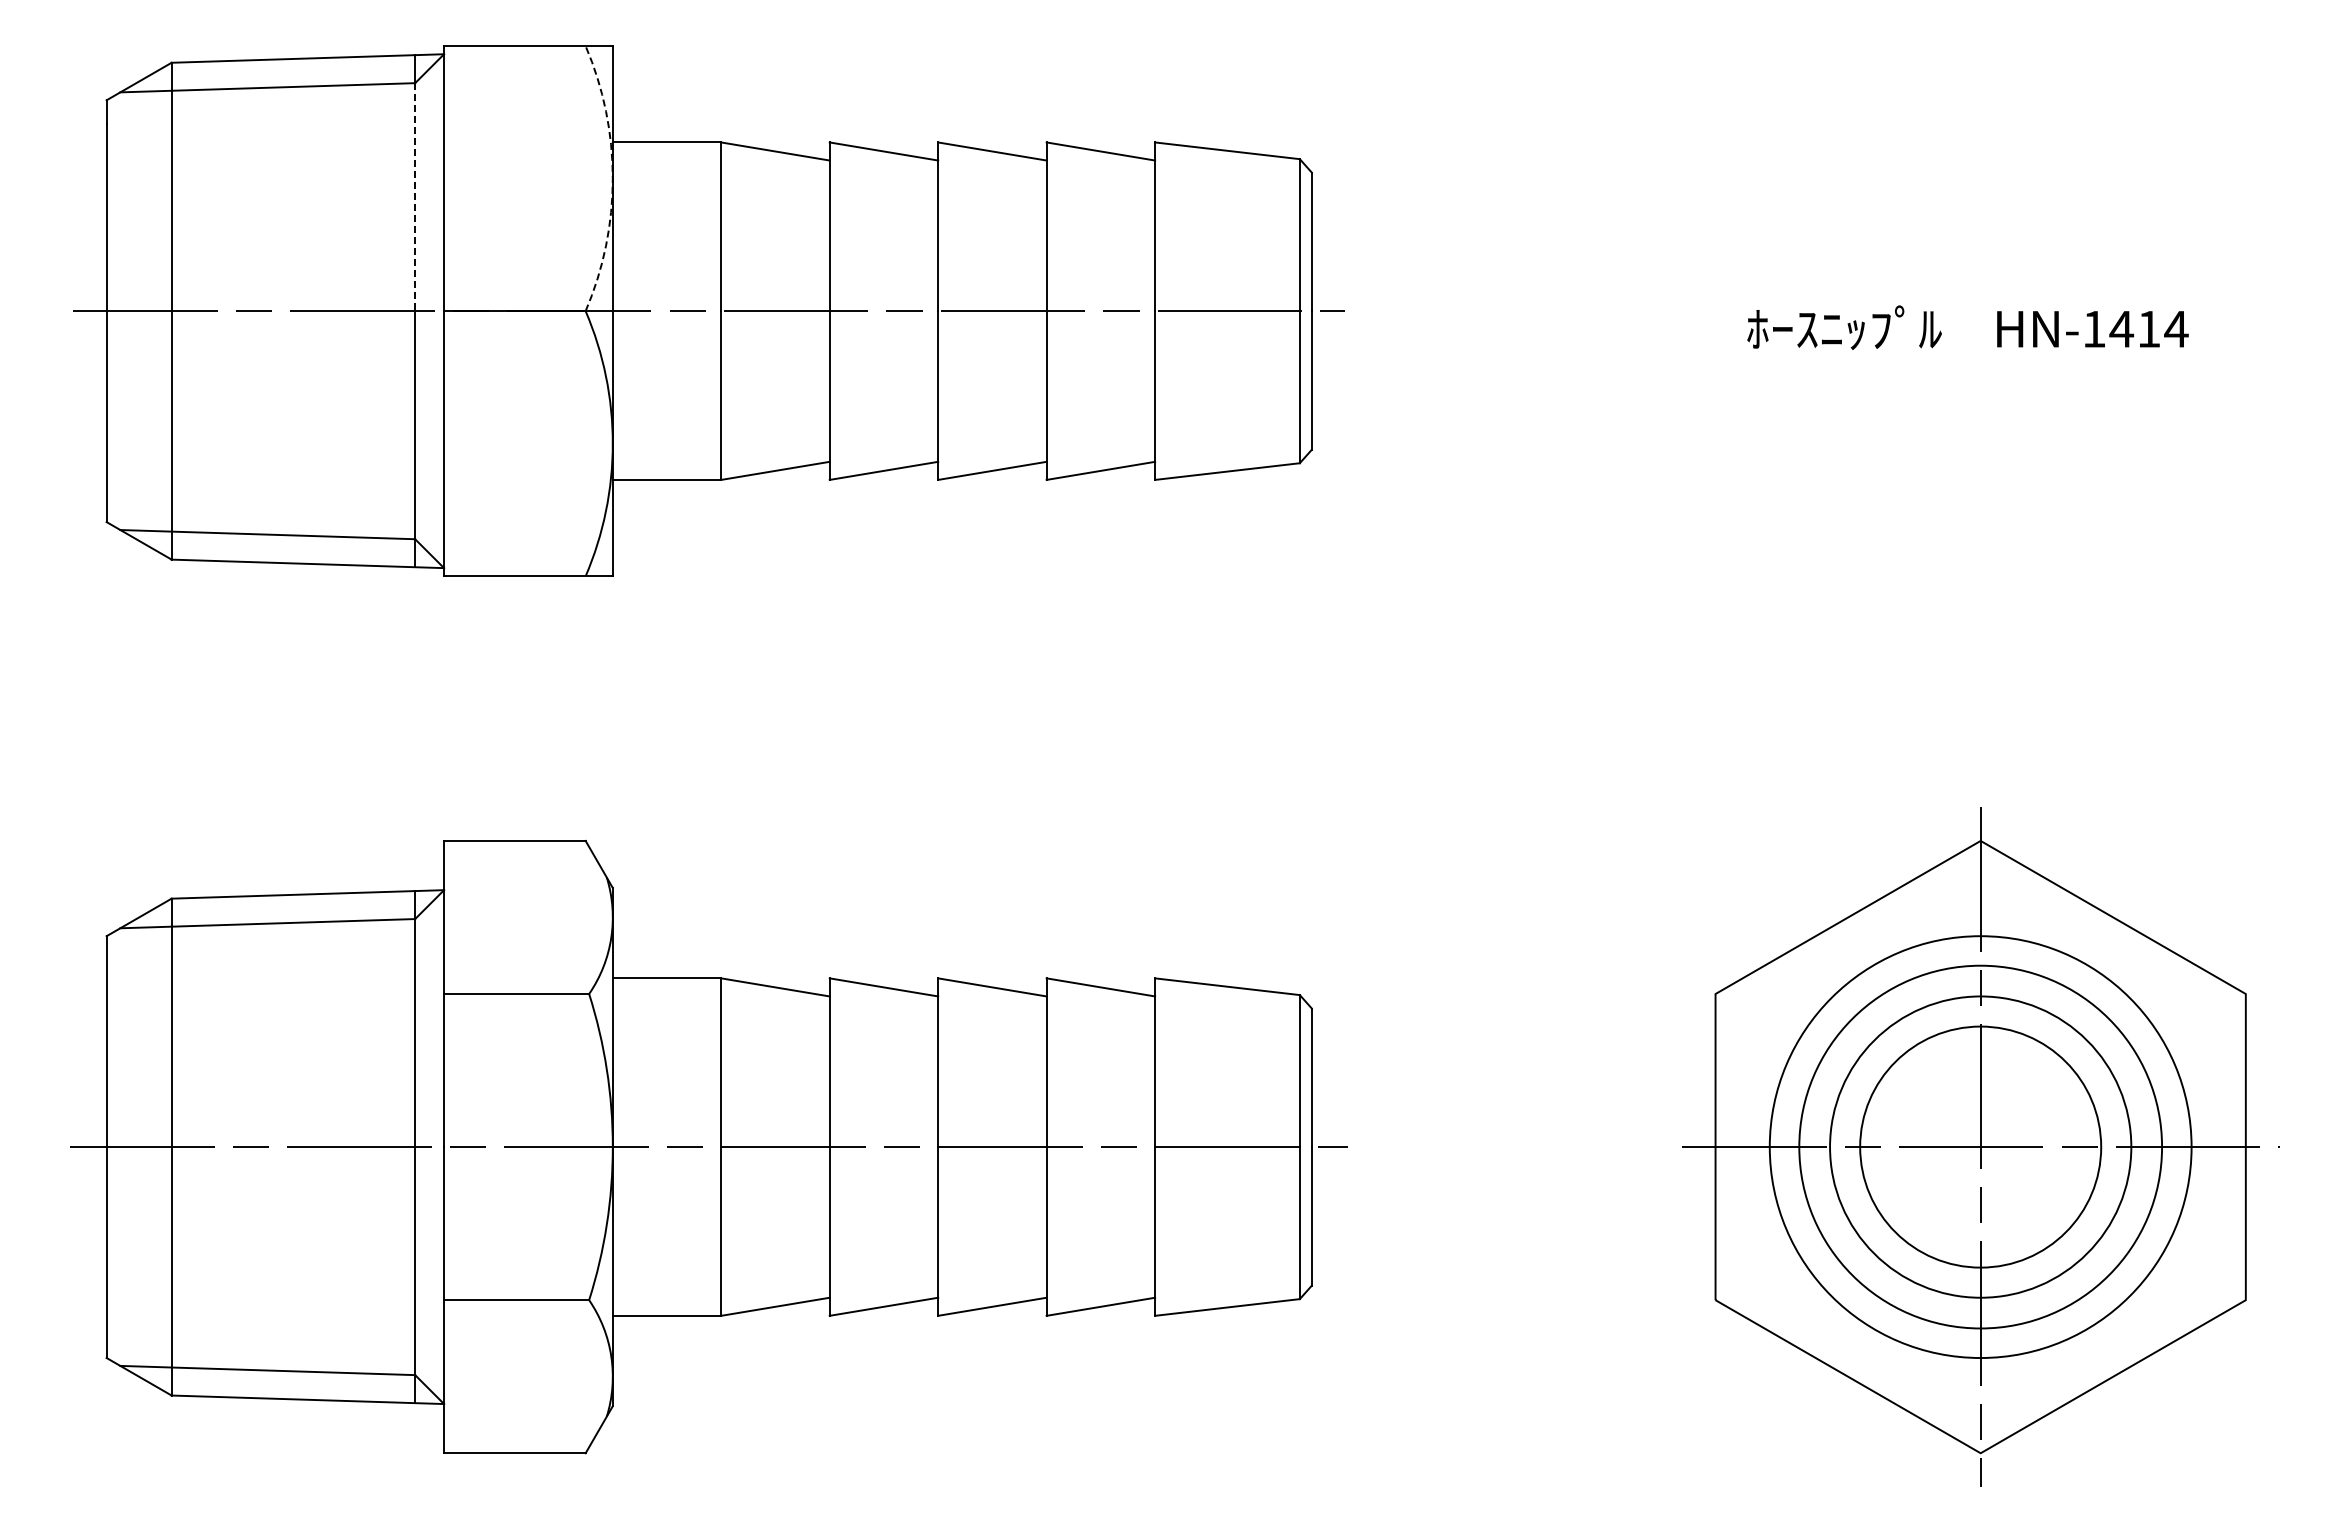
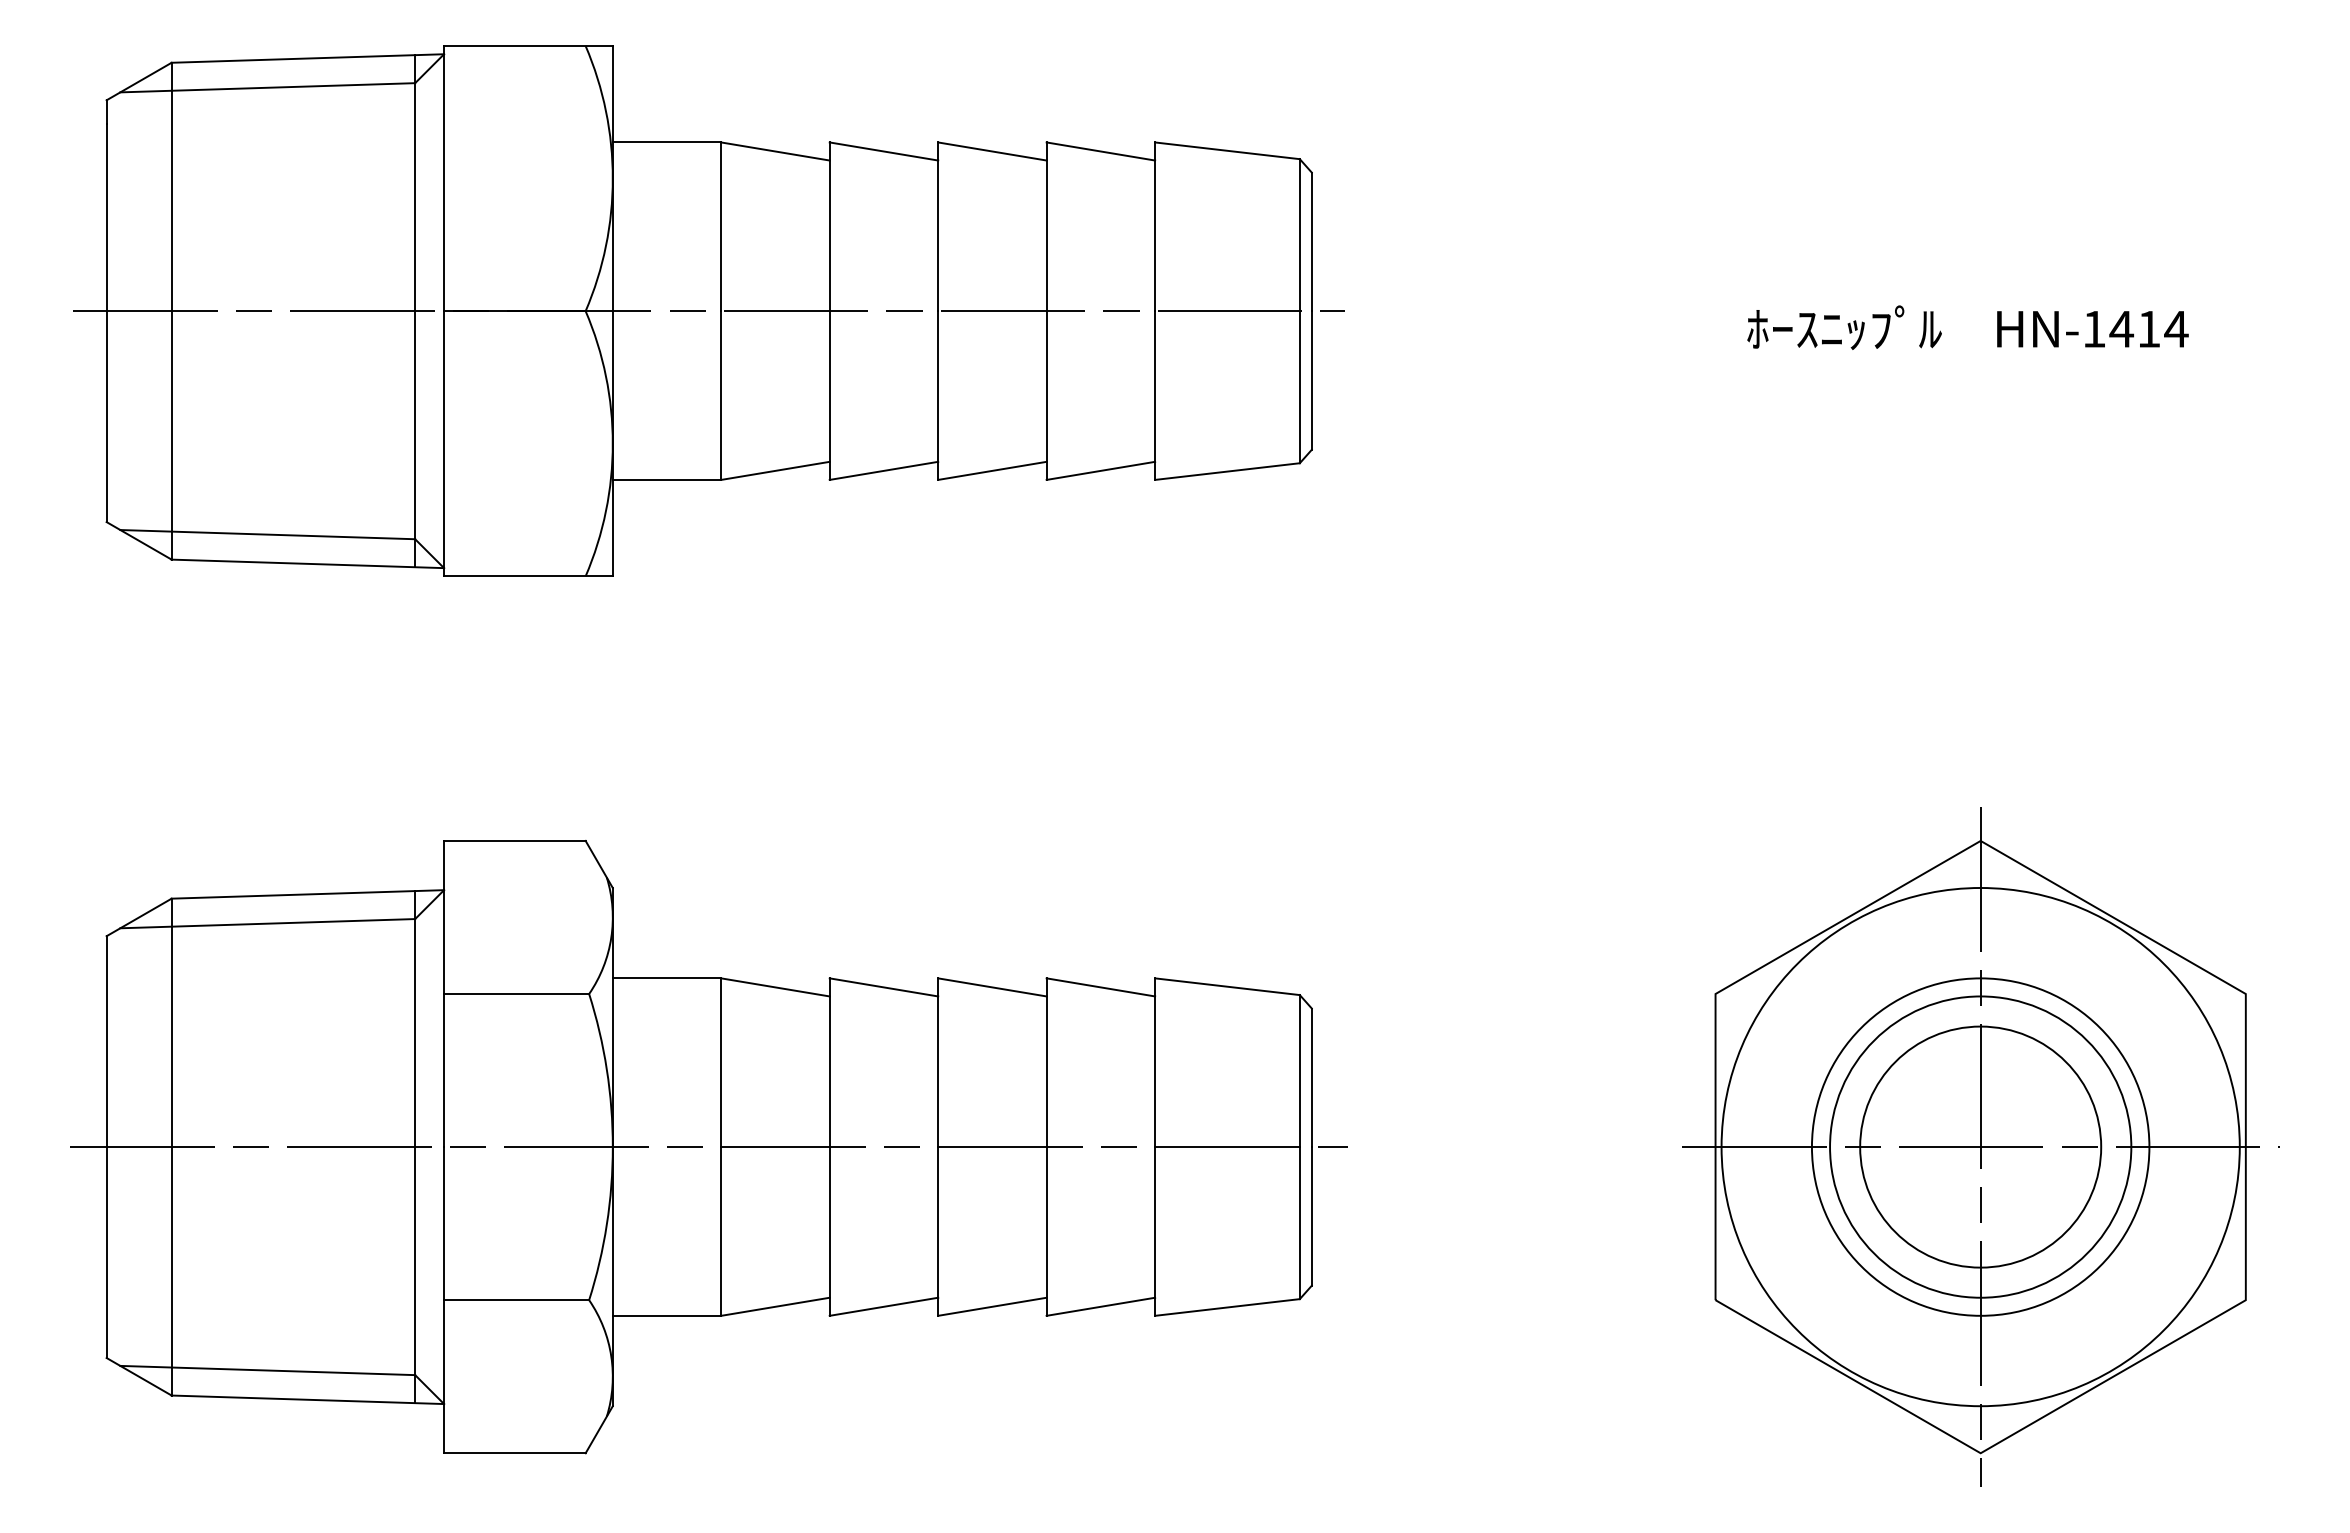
arc: dashed -> solid (612, 178)
line: dashed -> solid (415, 197)
circle diameter: 363 px -> 518 px (1980, 1146)
circle diameter: 422 px -> 337 px (1980, 1146)
